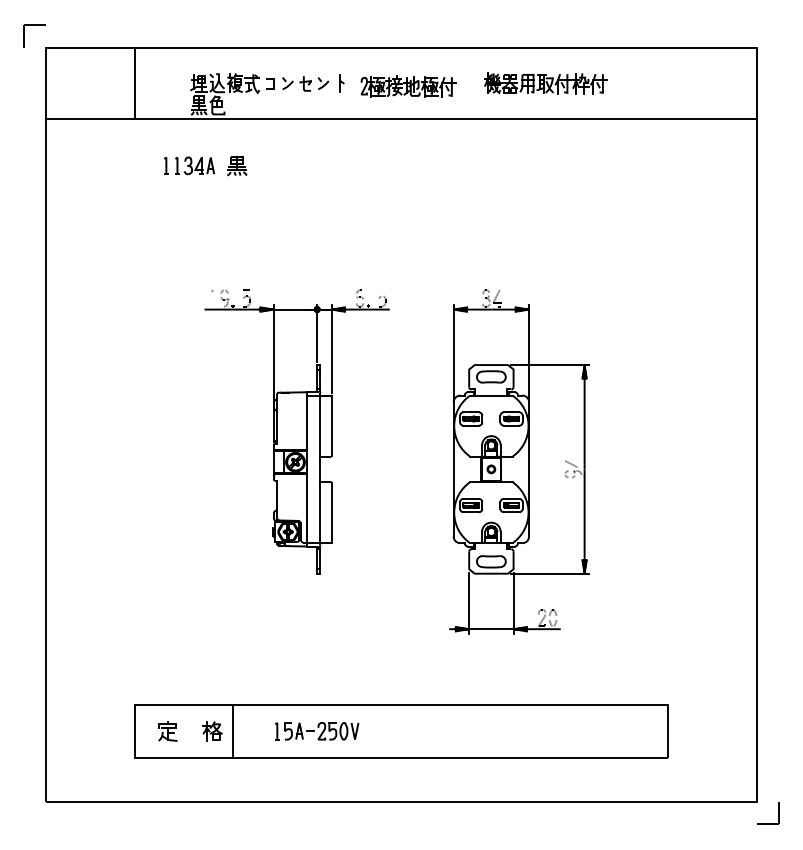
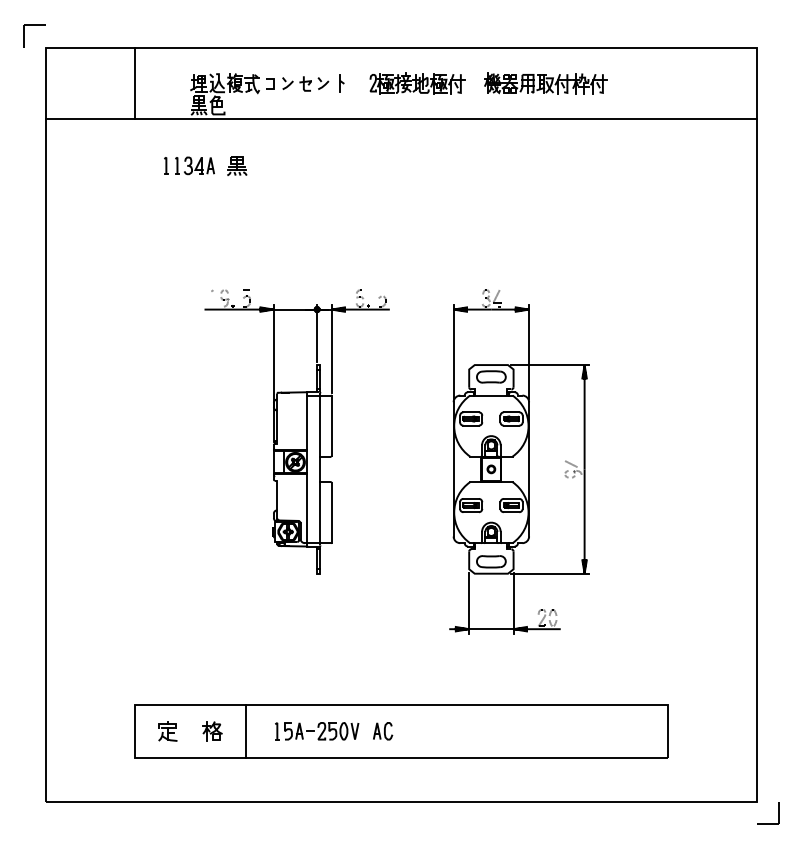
part position: (408, 86) -> (417, 83) (417, 83)
line position: (233, 730) -> (246, 730) (246, 730)
part: none -> present (383, 731)
